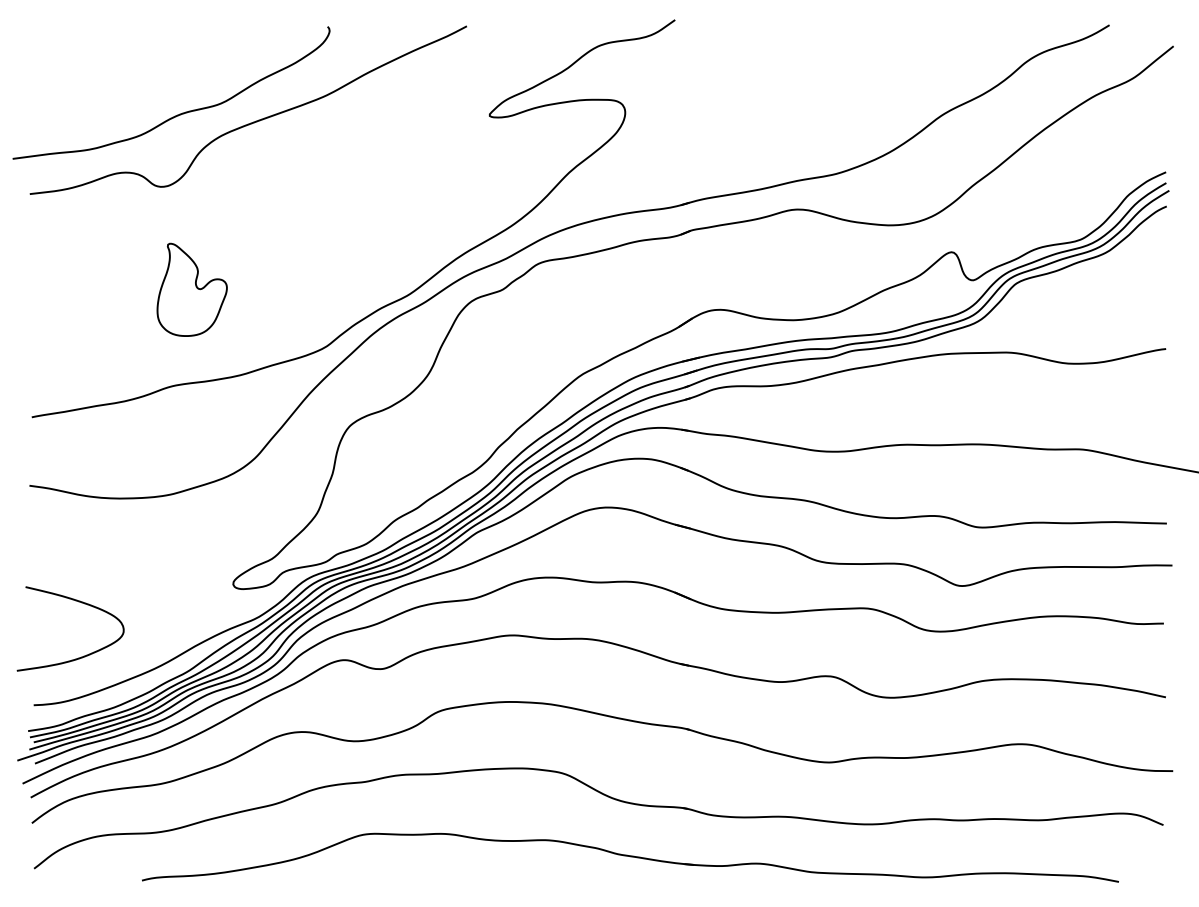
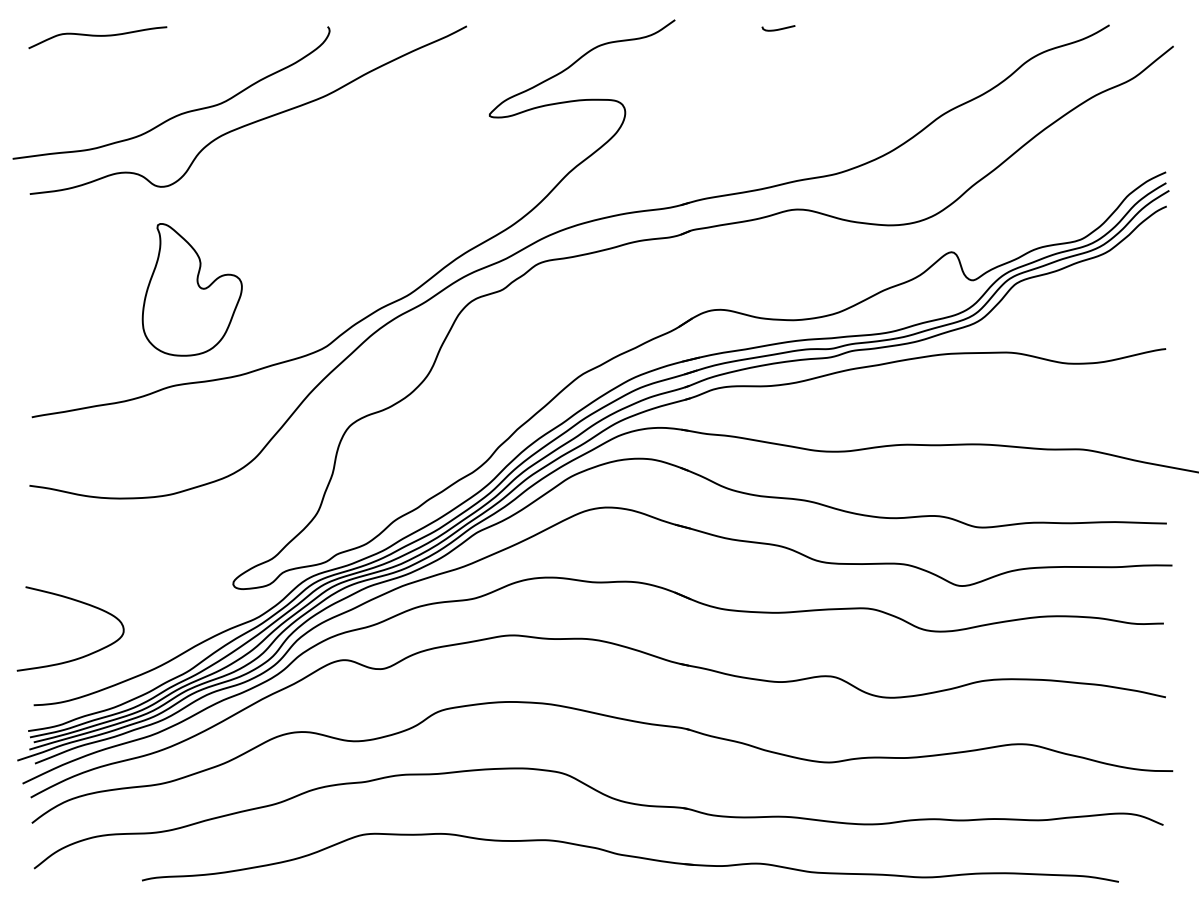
curve: none -> present (778, 28)
curve: none -> present (97, 36)
part size: 72x95 px -> 102x134 px (191, 289)
